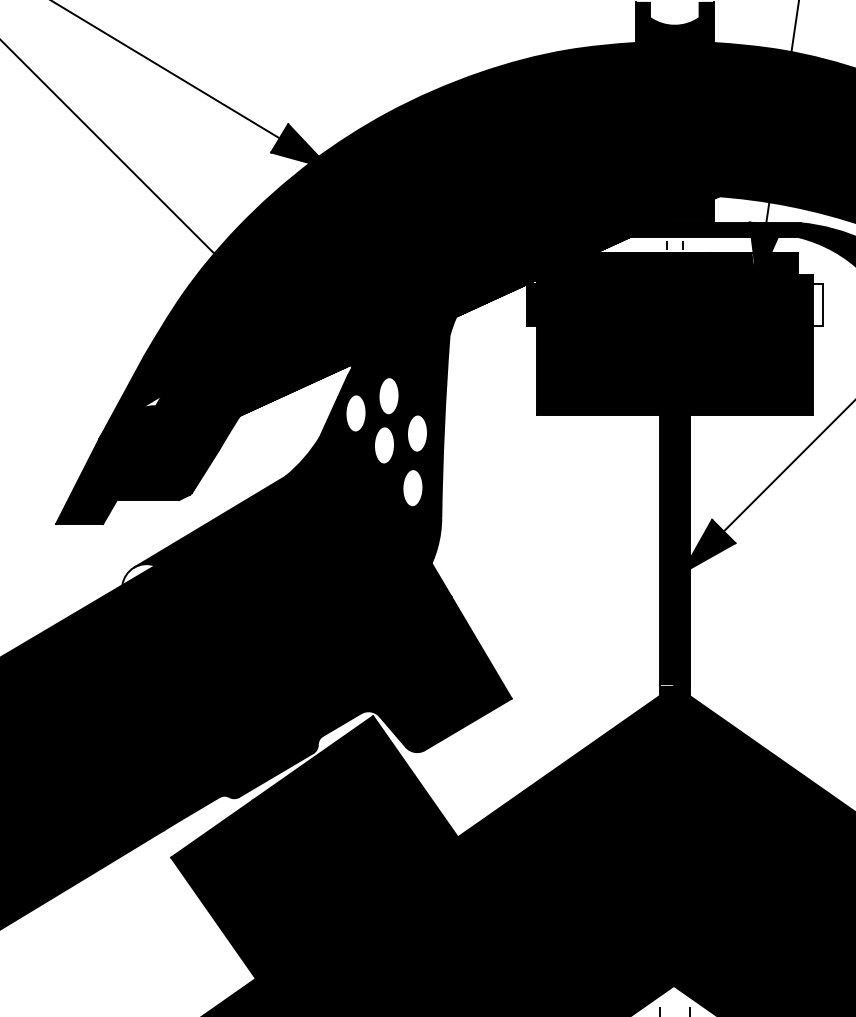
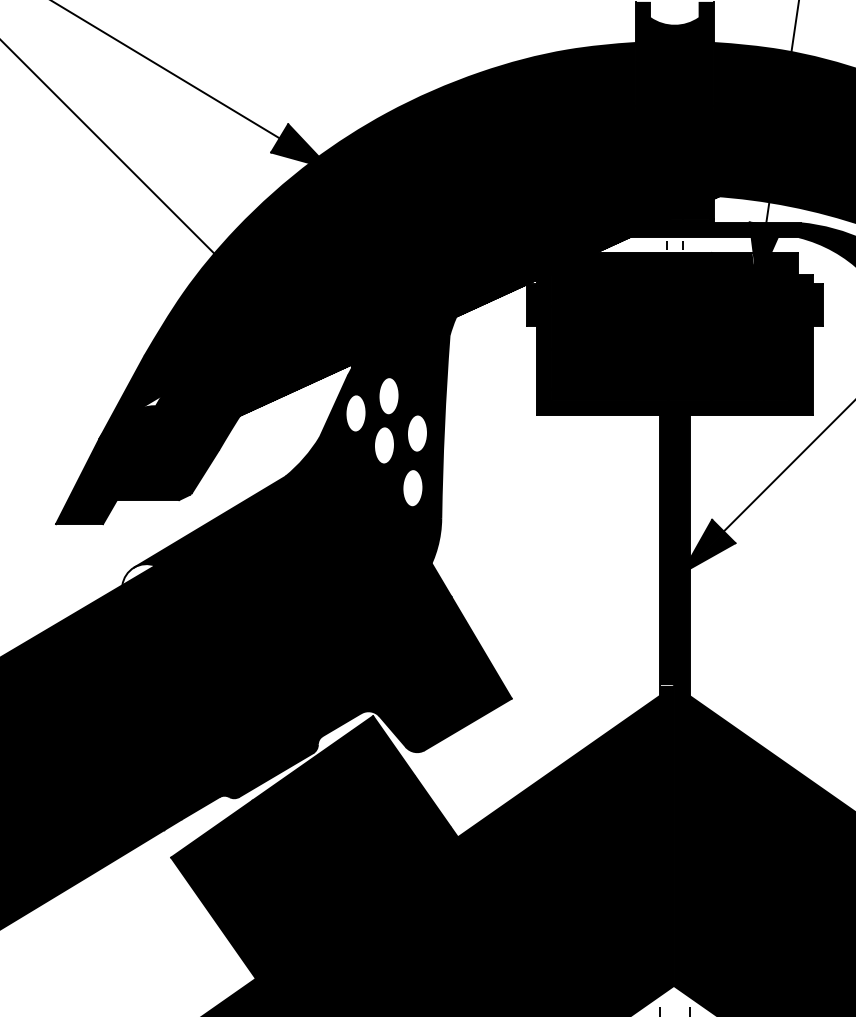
fill: none -> present (817, 304)
